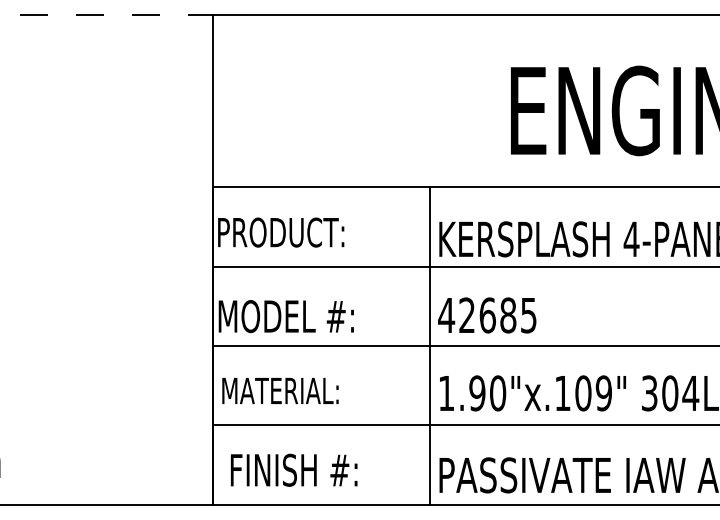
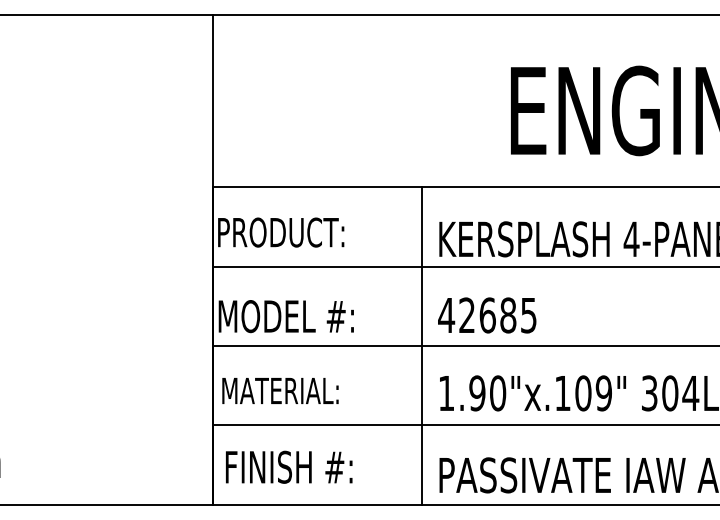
line: dashed -> solid (106, 15)
line position: (430, 345) -> (422, 345) (422, 345)
text position: (294, 469) -> (289, 466) (289, 466)
